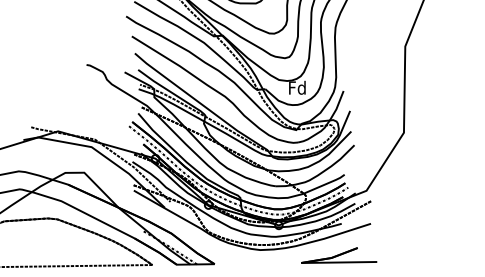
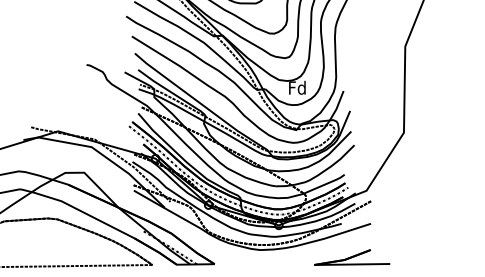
part position: (339, 255) -> (352, 257) (352, 257)
